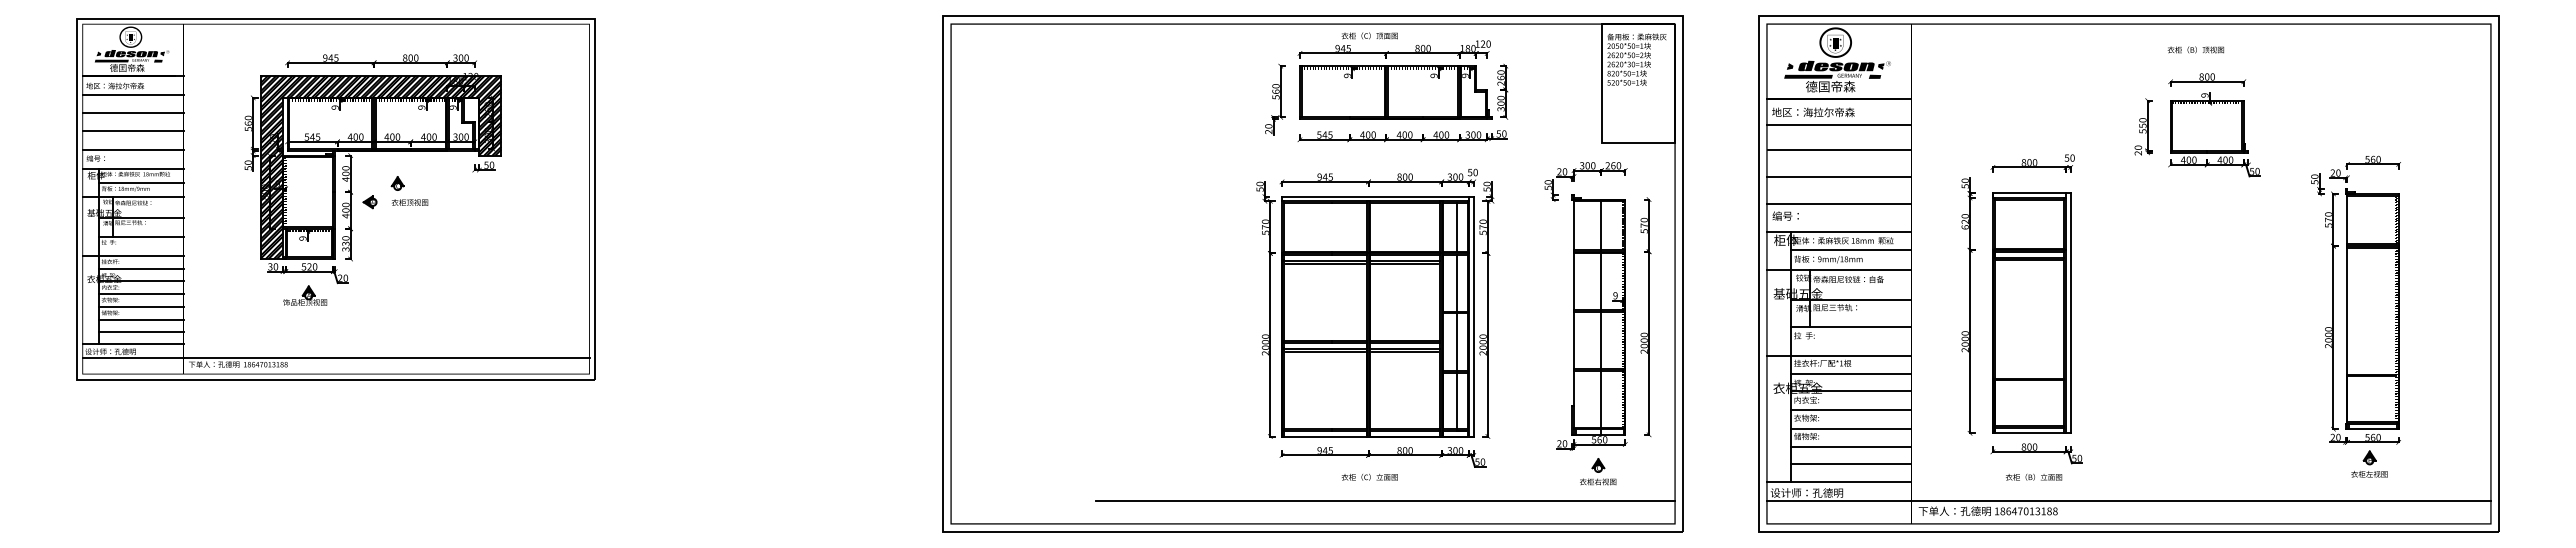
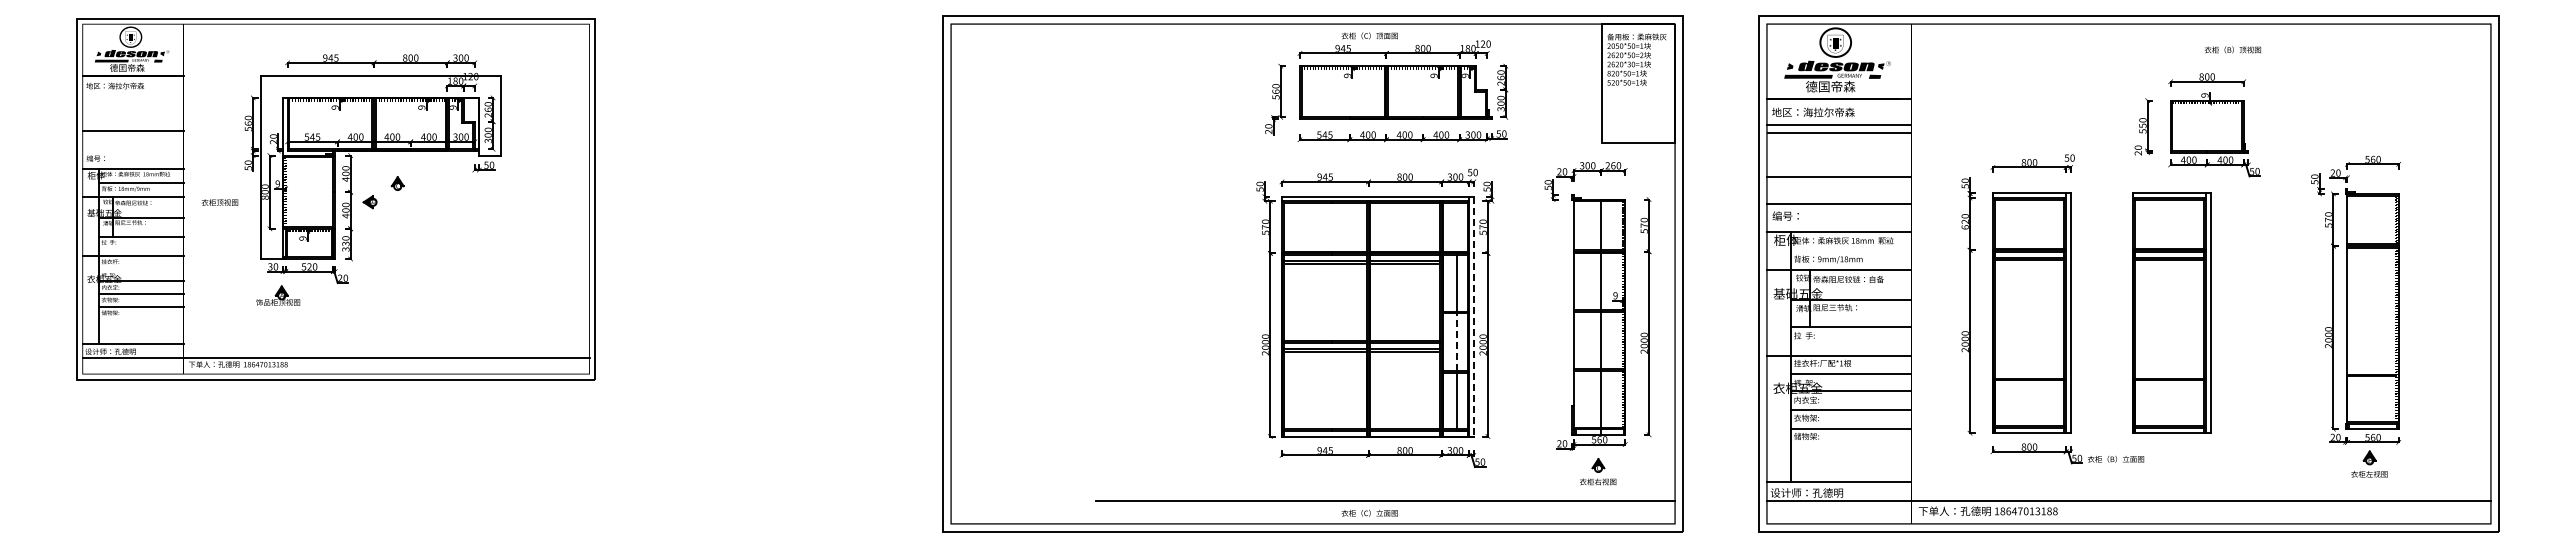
text position: (2195, 49) -> (2232, 49) (2232, 49)
line: present -> none (132, 94)
line: present -> none (133, 112)
line: present -> none (132, 149)
line position: (1839, 150) -> (1839, 133) (1839, 133)
hatch: present -> none (381, 167)
text position: (409, 202) -> (219, 202) (219, 202)
line: present -> none (1456, 226)
line: present -> none (1850, 250)
line: present -> none (141, 268)
part position: (305, 295) -> (278, 295) (278, 295)
part: none -> present (2171, 312)
line: solid -> dashed (1473, 316)
line: present -> none (141, 320)
line: present -> none (141, 332)
line: solid -> dashed (1456, 342)
line: present -> none (1850, 447)
line: present -> none (1850, 464)
text position: (2034, 476) -> (2116, 458) (2116, 458)
text position: (1369, 477) -> (1369, 513) (1369, 513)
